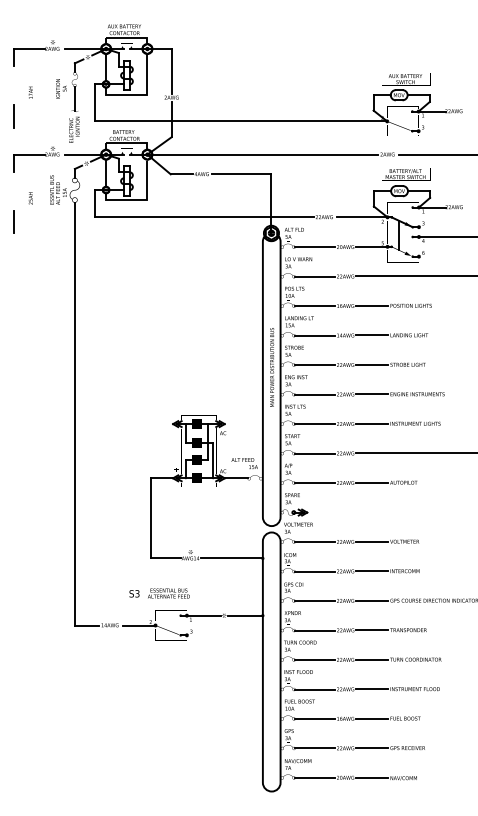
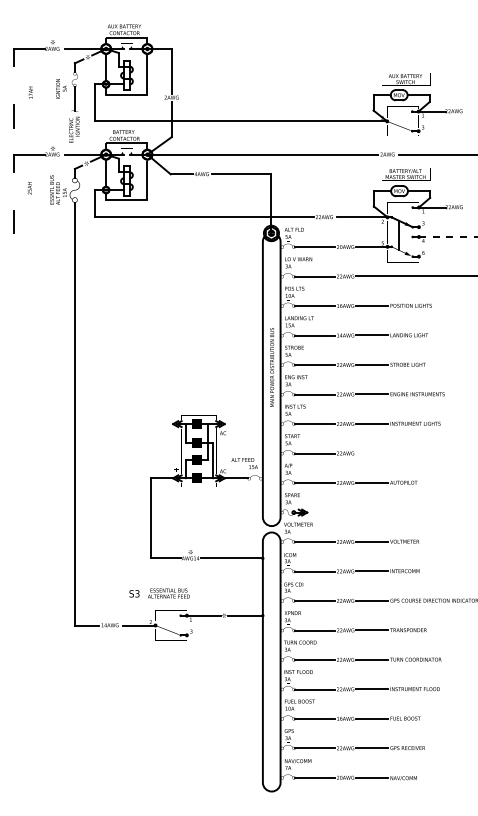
text position: (30, 198) -> (29, 188) (29, 188)
line: solid -> dashed (449, 237)
line: present -> none (415, 453)
